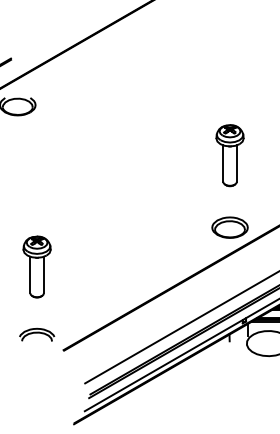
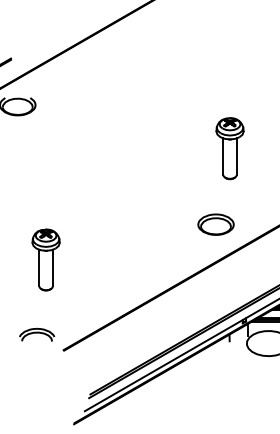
part position: (229, 155) -> (229, 148) (229, 148)
part position: (229, 227) -> (215, 224) (215, 224)
part position: (36, 266) -> (45, 259) (45, 259)
line: present -> none (180, 327)
